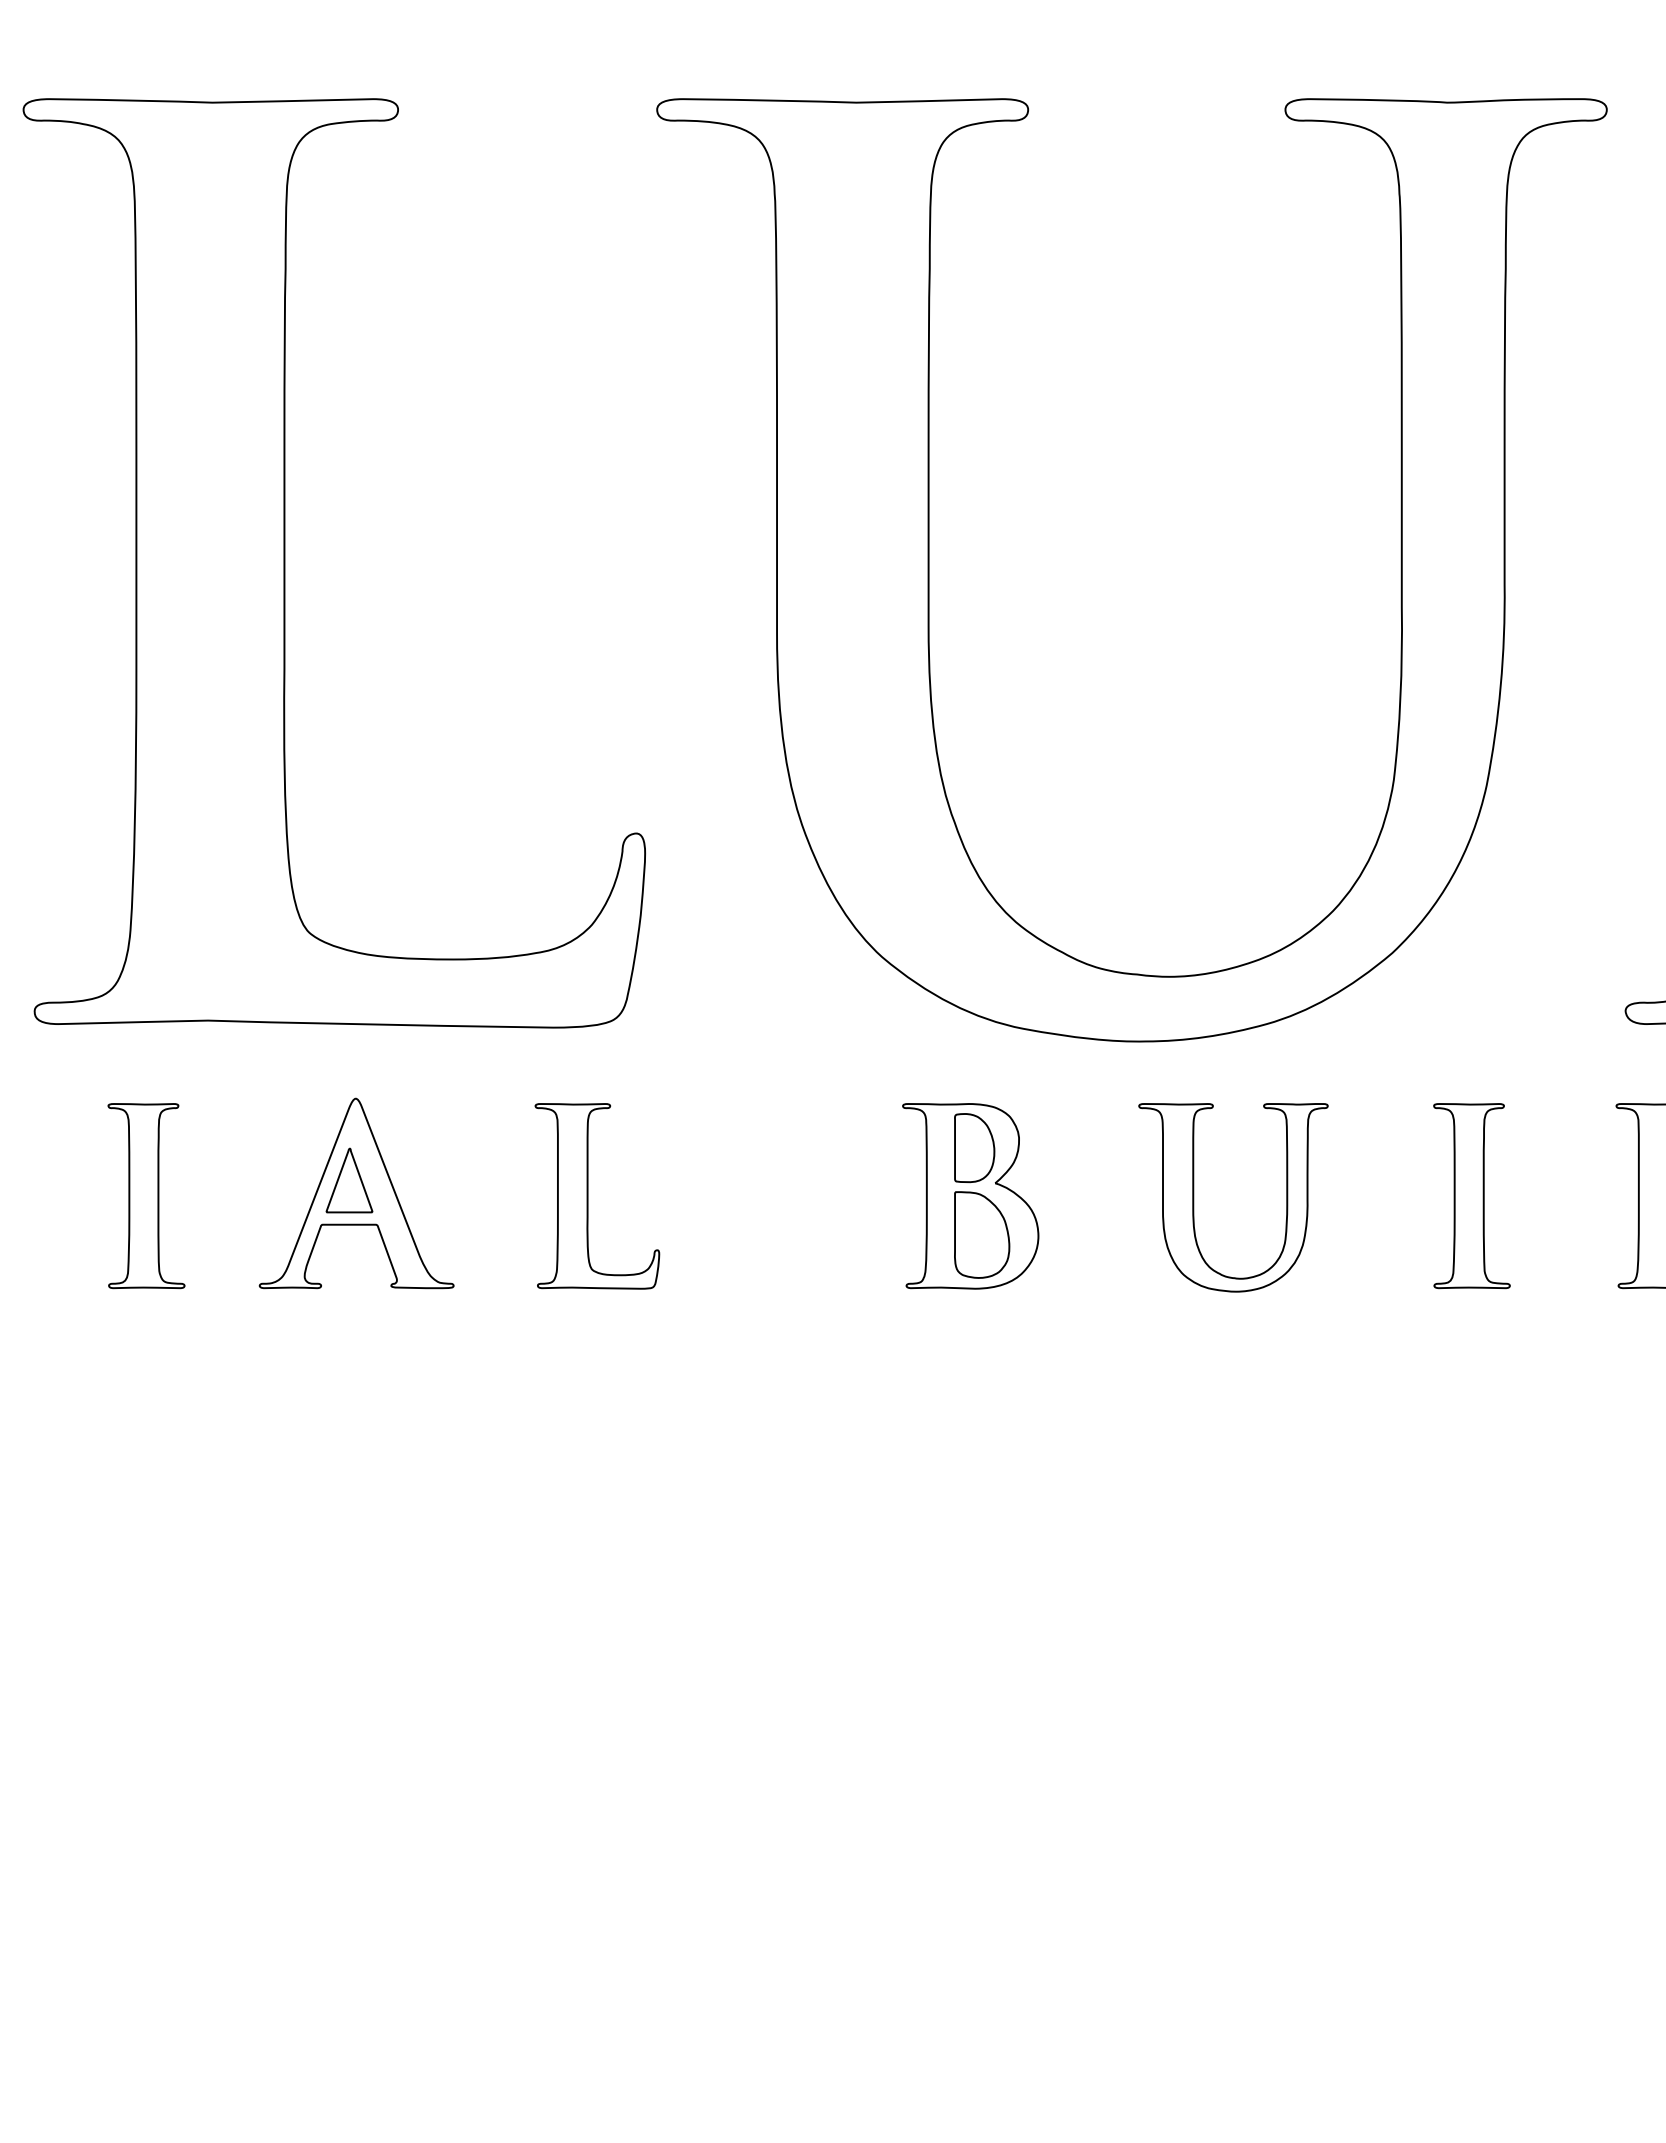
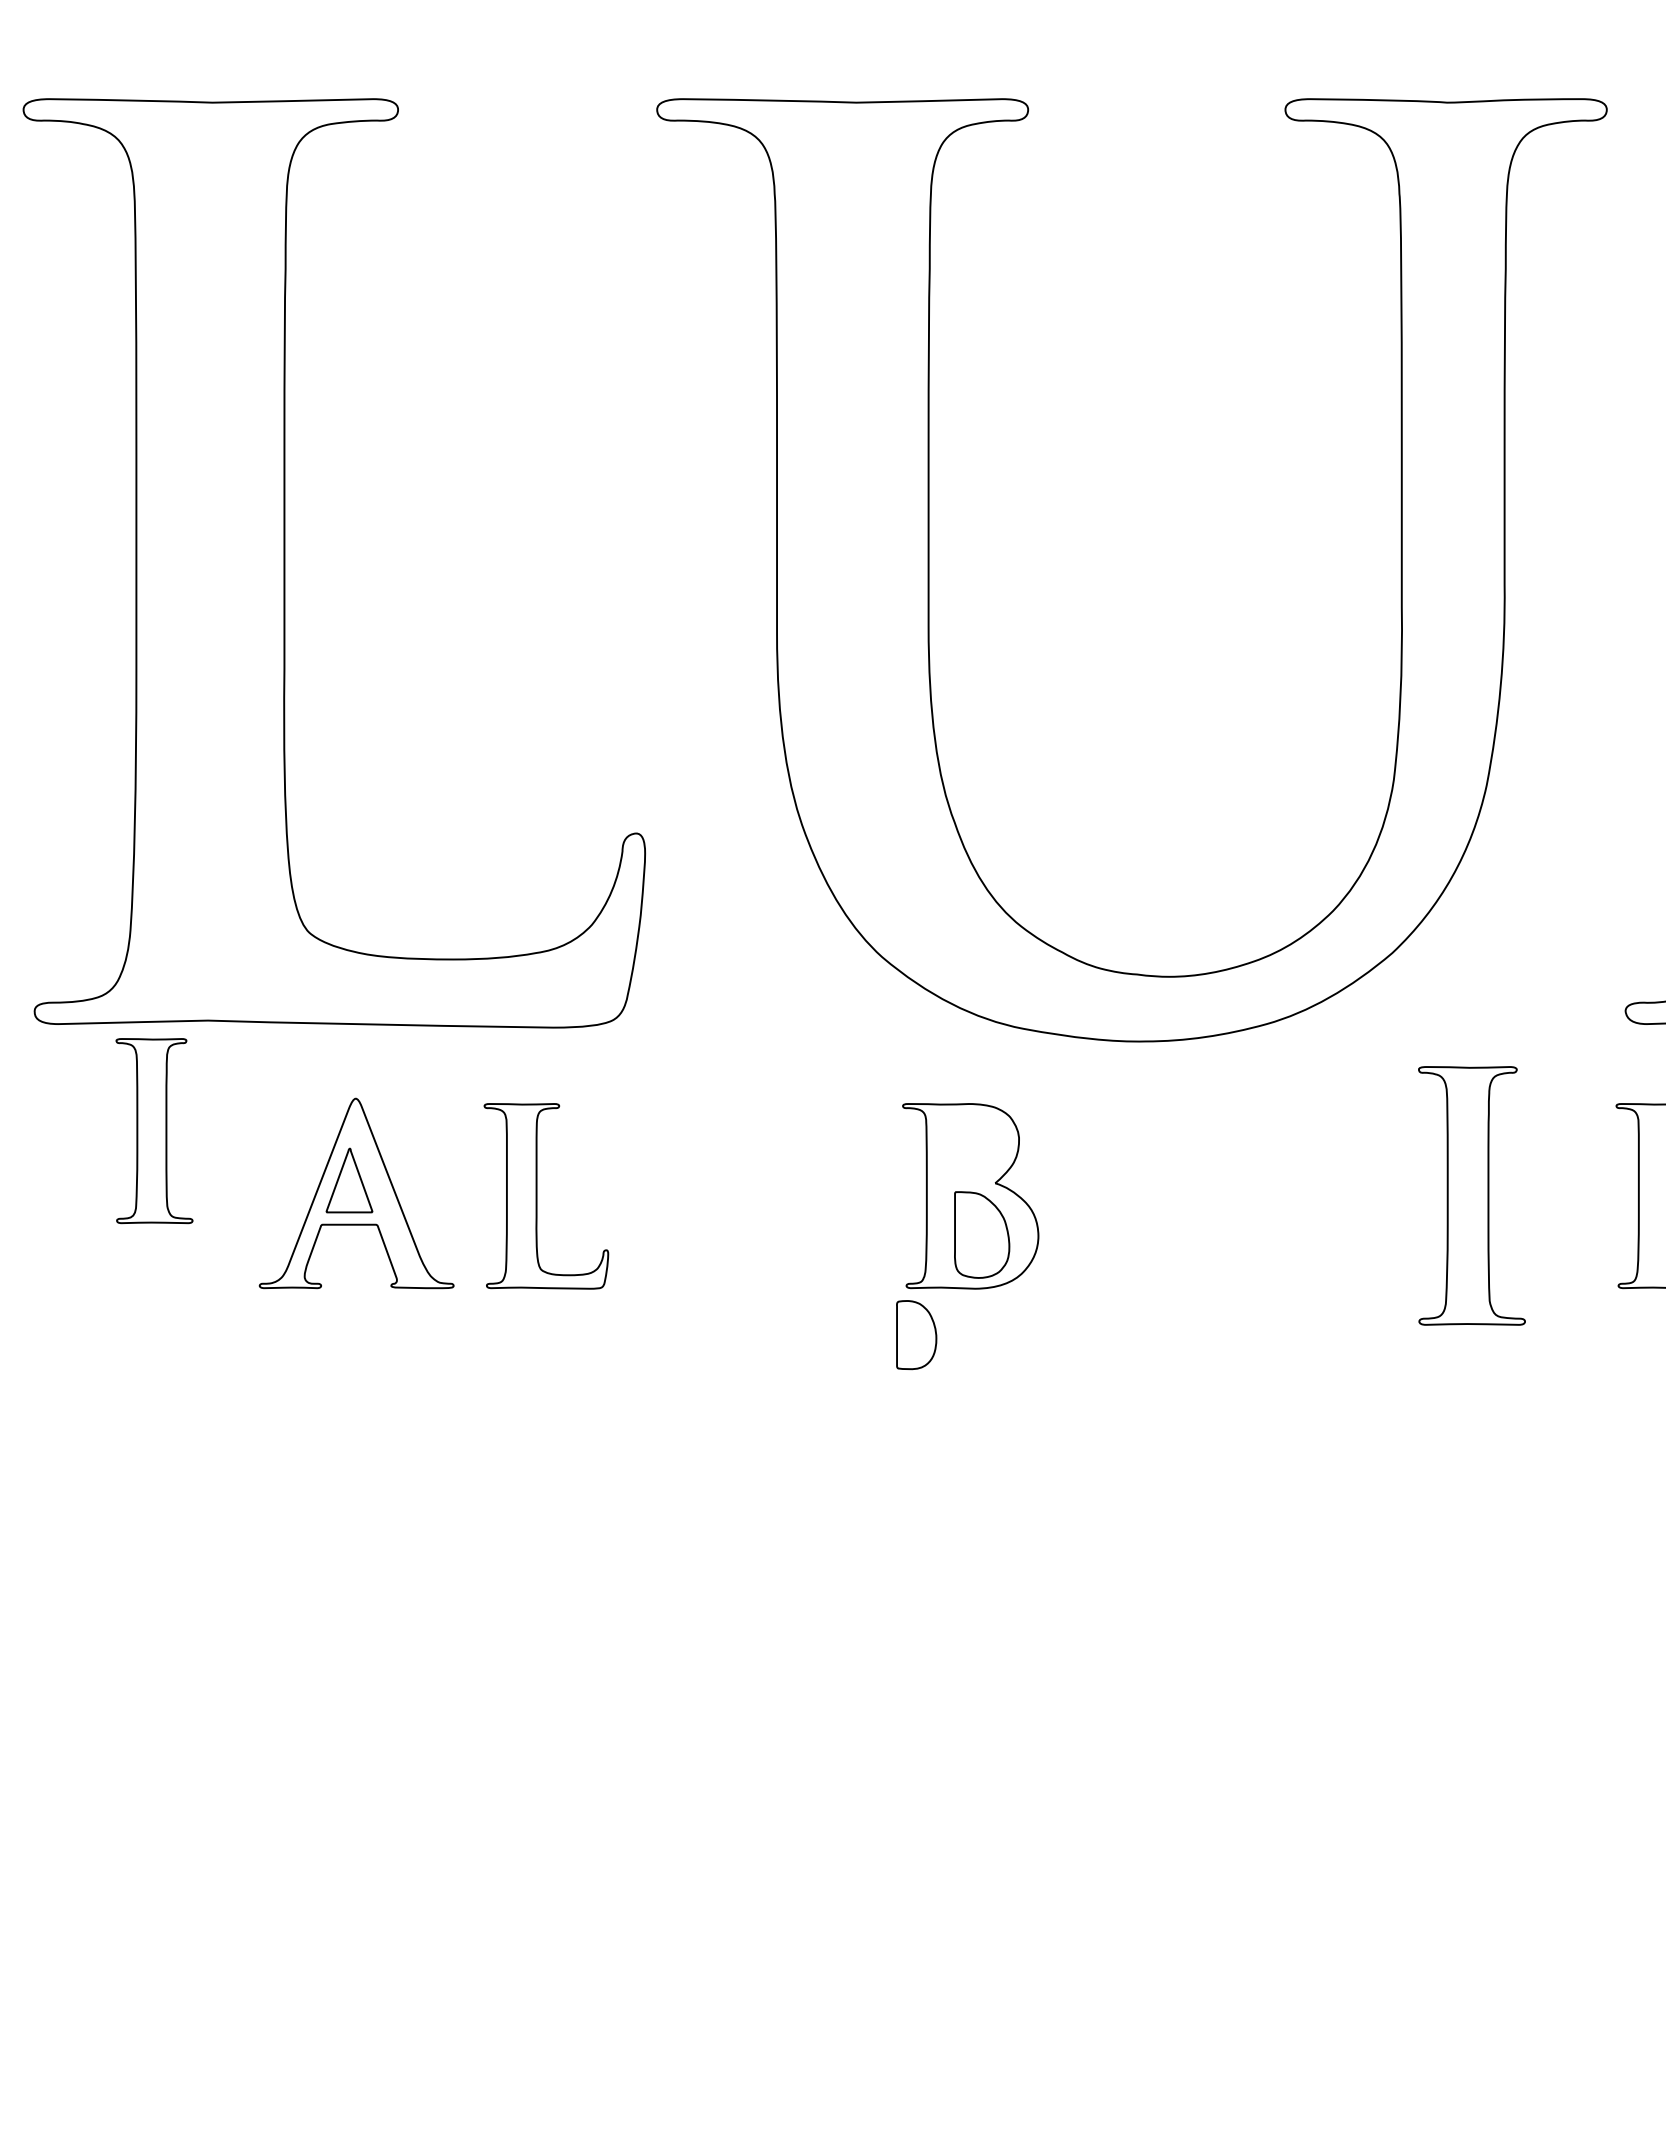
part position: (974, 1148) -> (916, 1335) (916, 1335)
part position: (146, 1196) -> (154, 1131) (154, 1131)
part position: (588, 1196) -> (537, 1196) (537, 1196)
part size: 78x187 px -> 108x260 px (1471, 1195)
part: present -> none (1194, 1197)
